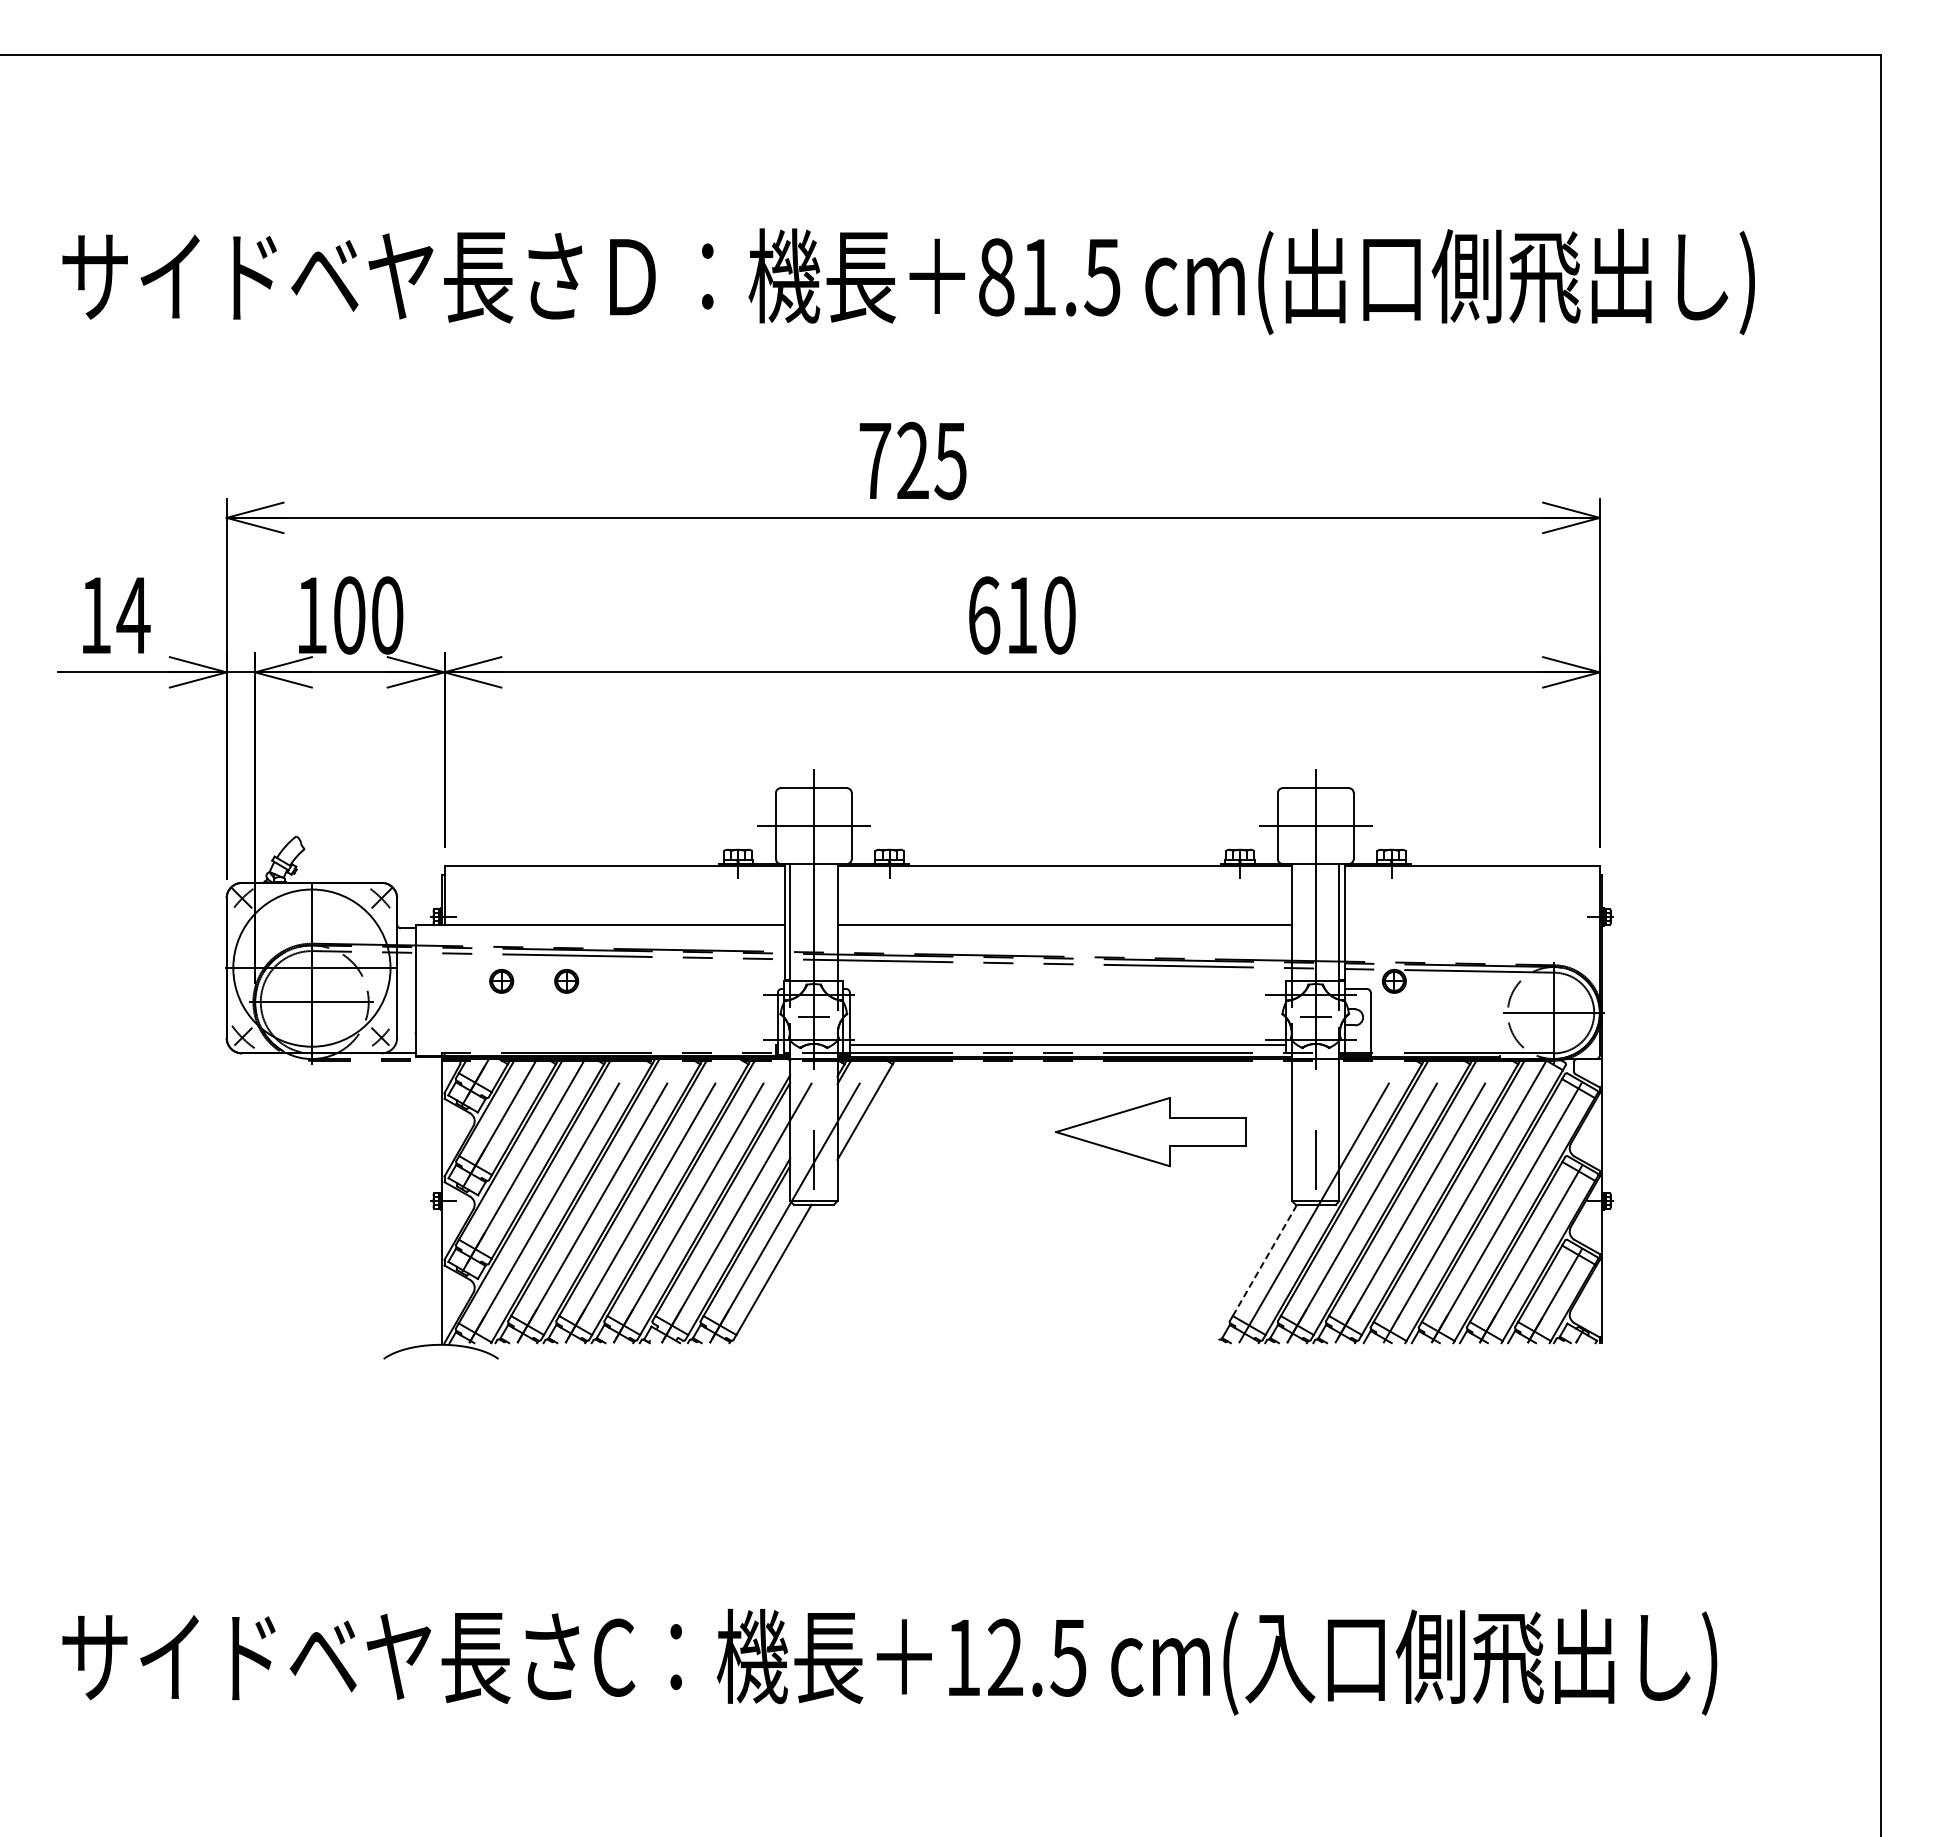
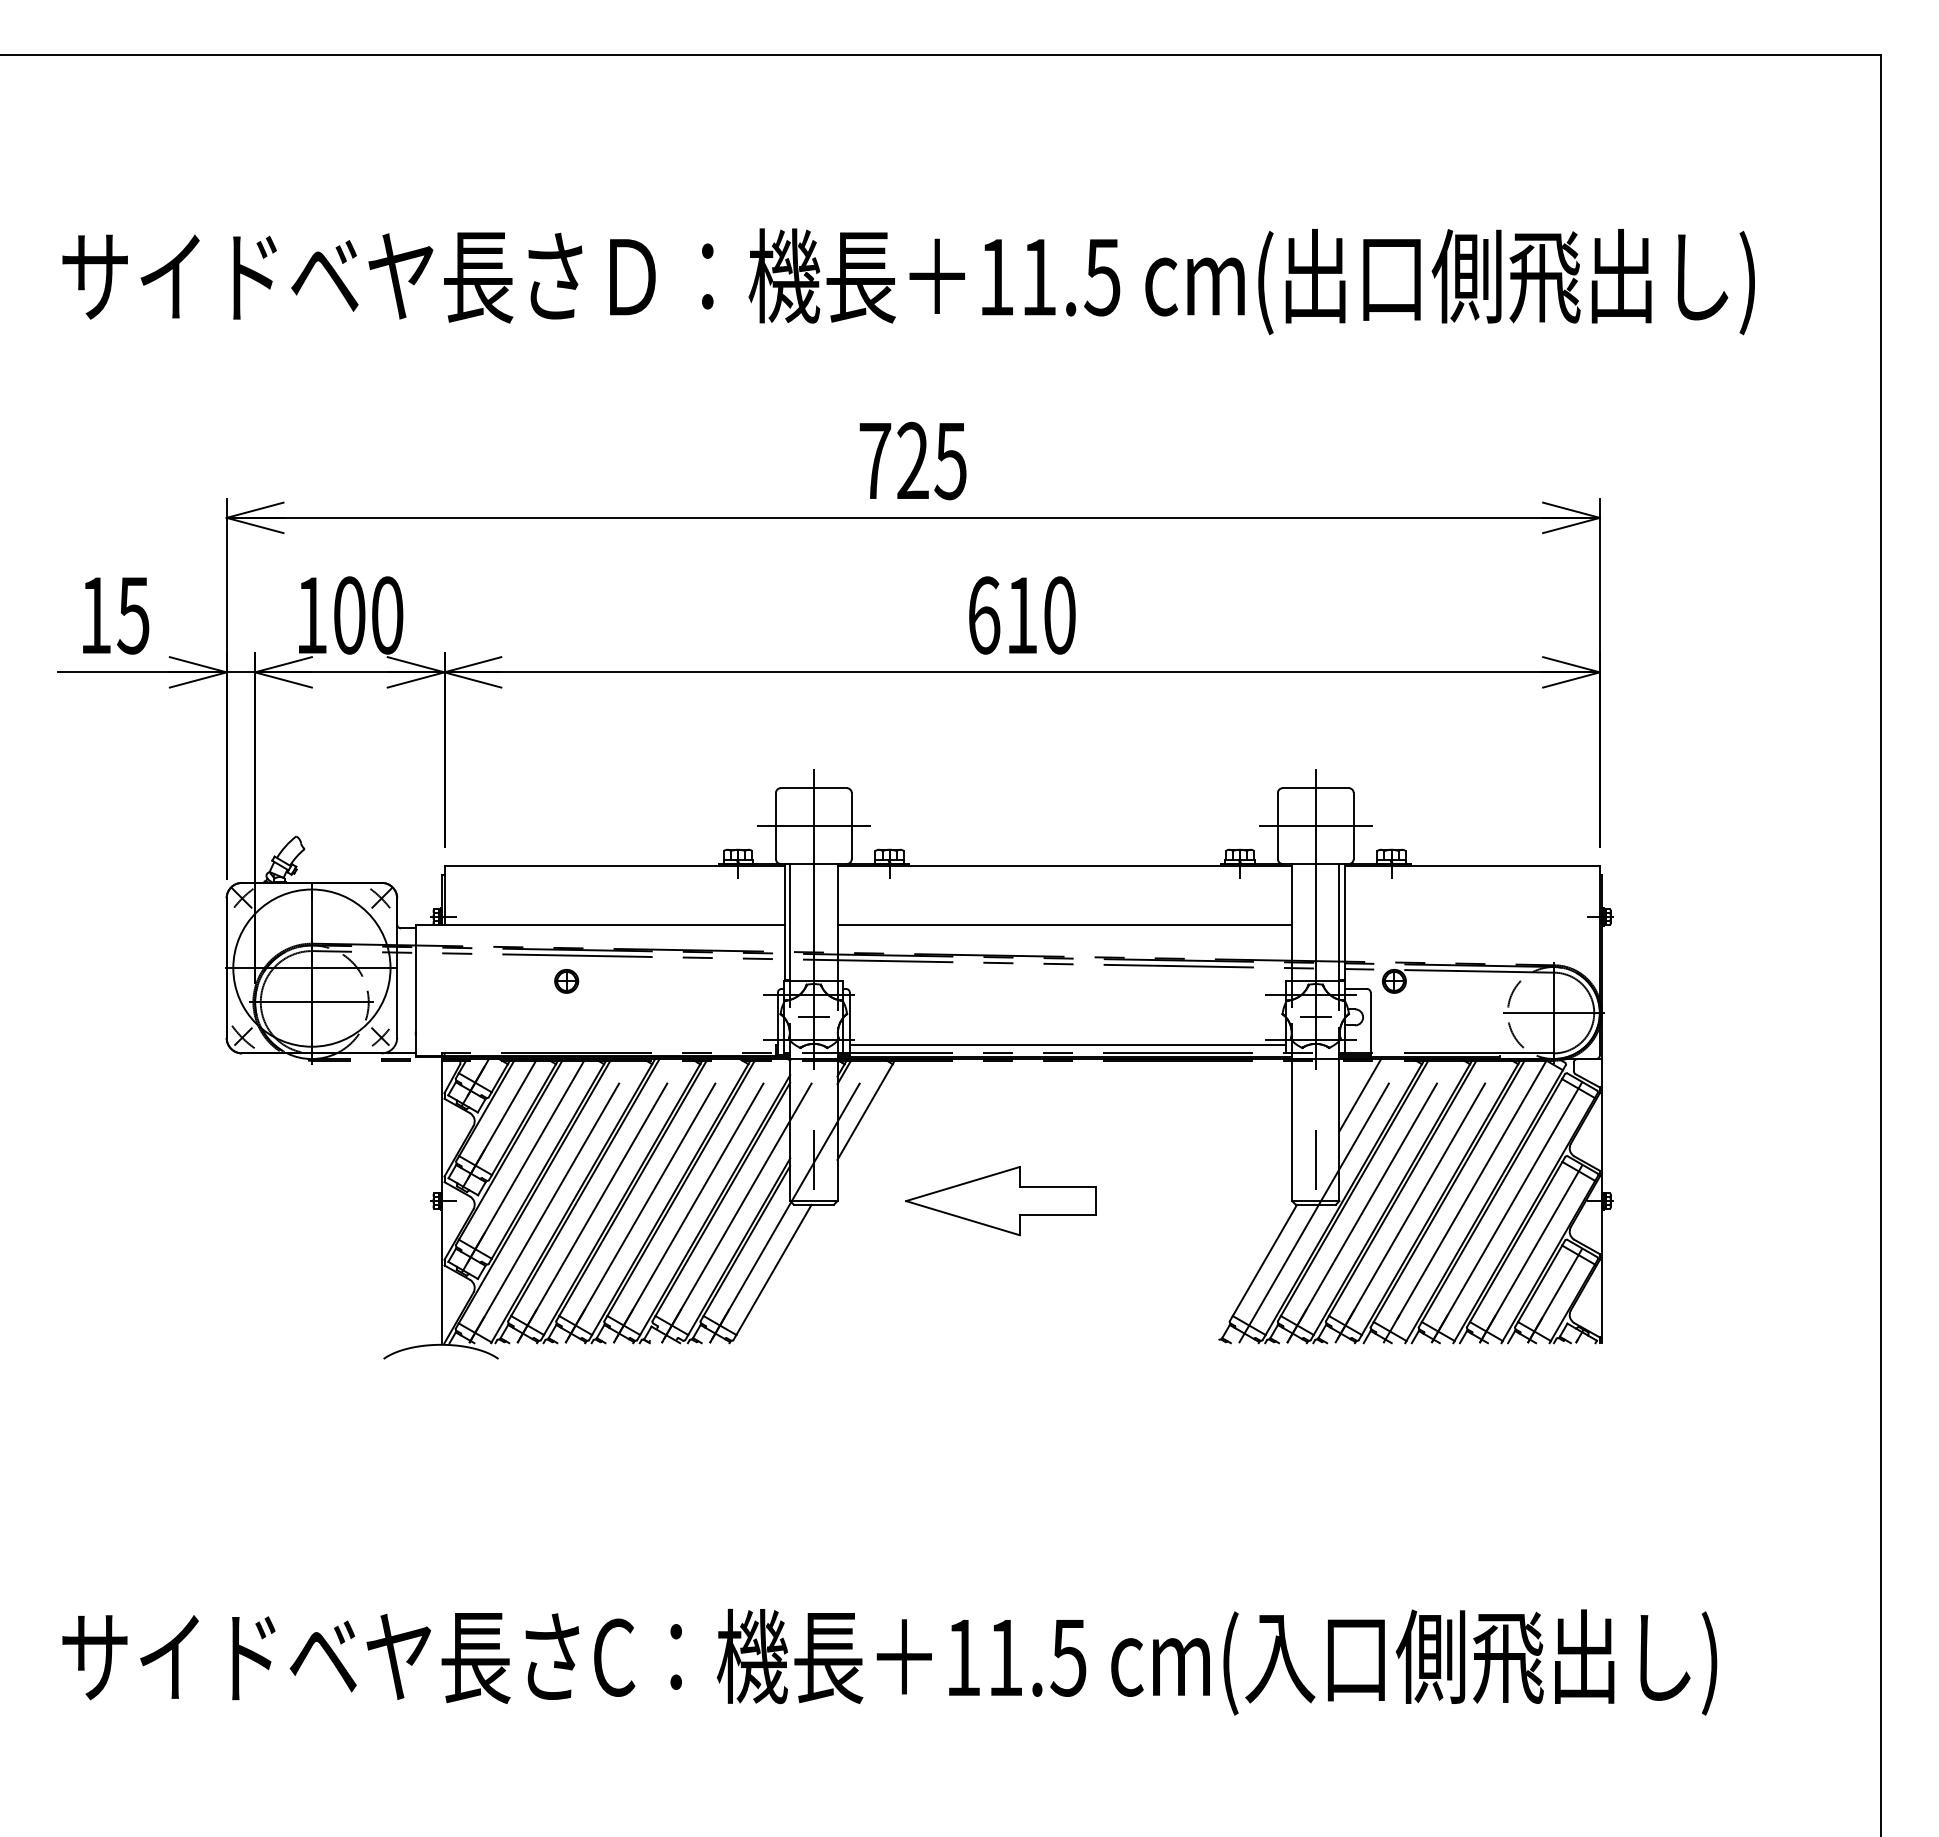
text: 81.5 -> 11.5 (996, 277)
text: 14 -> 15 (133, 615)
part: present -> none (501, 981)
line: none -> present (1360, 1095)
part position: (1150, 1132) -> (1000, 1201) (1000, 1201)
line: dashed -> solid (1265, 1260)
text: 12.5 -> 11.5 (1004, 1656)
